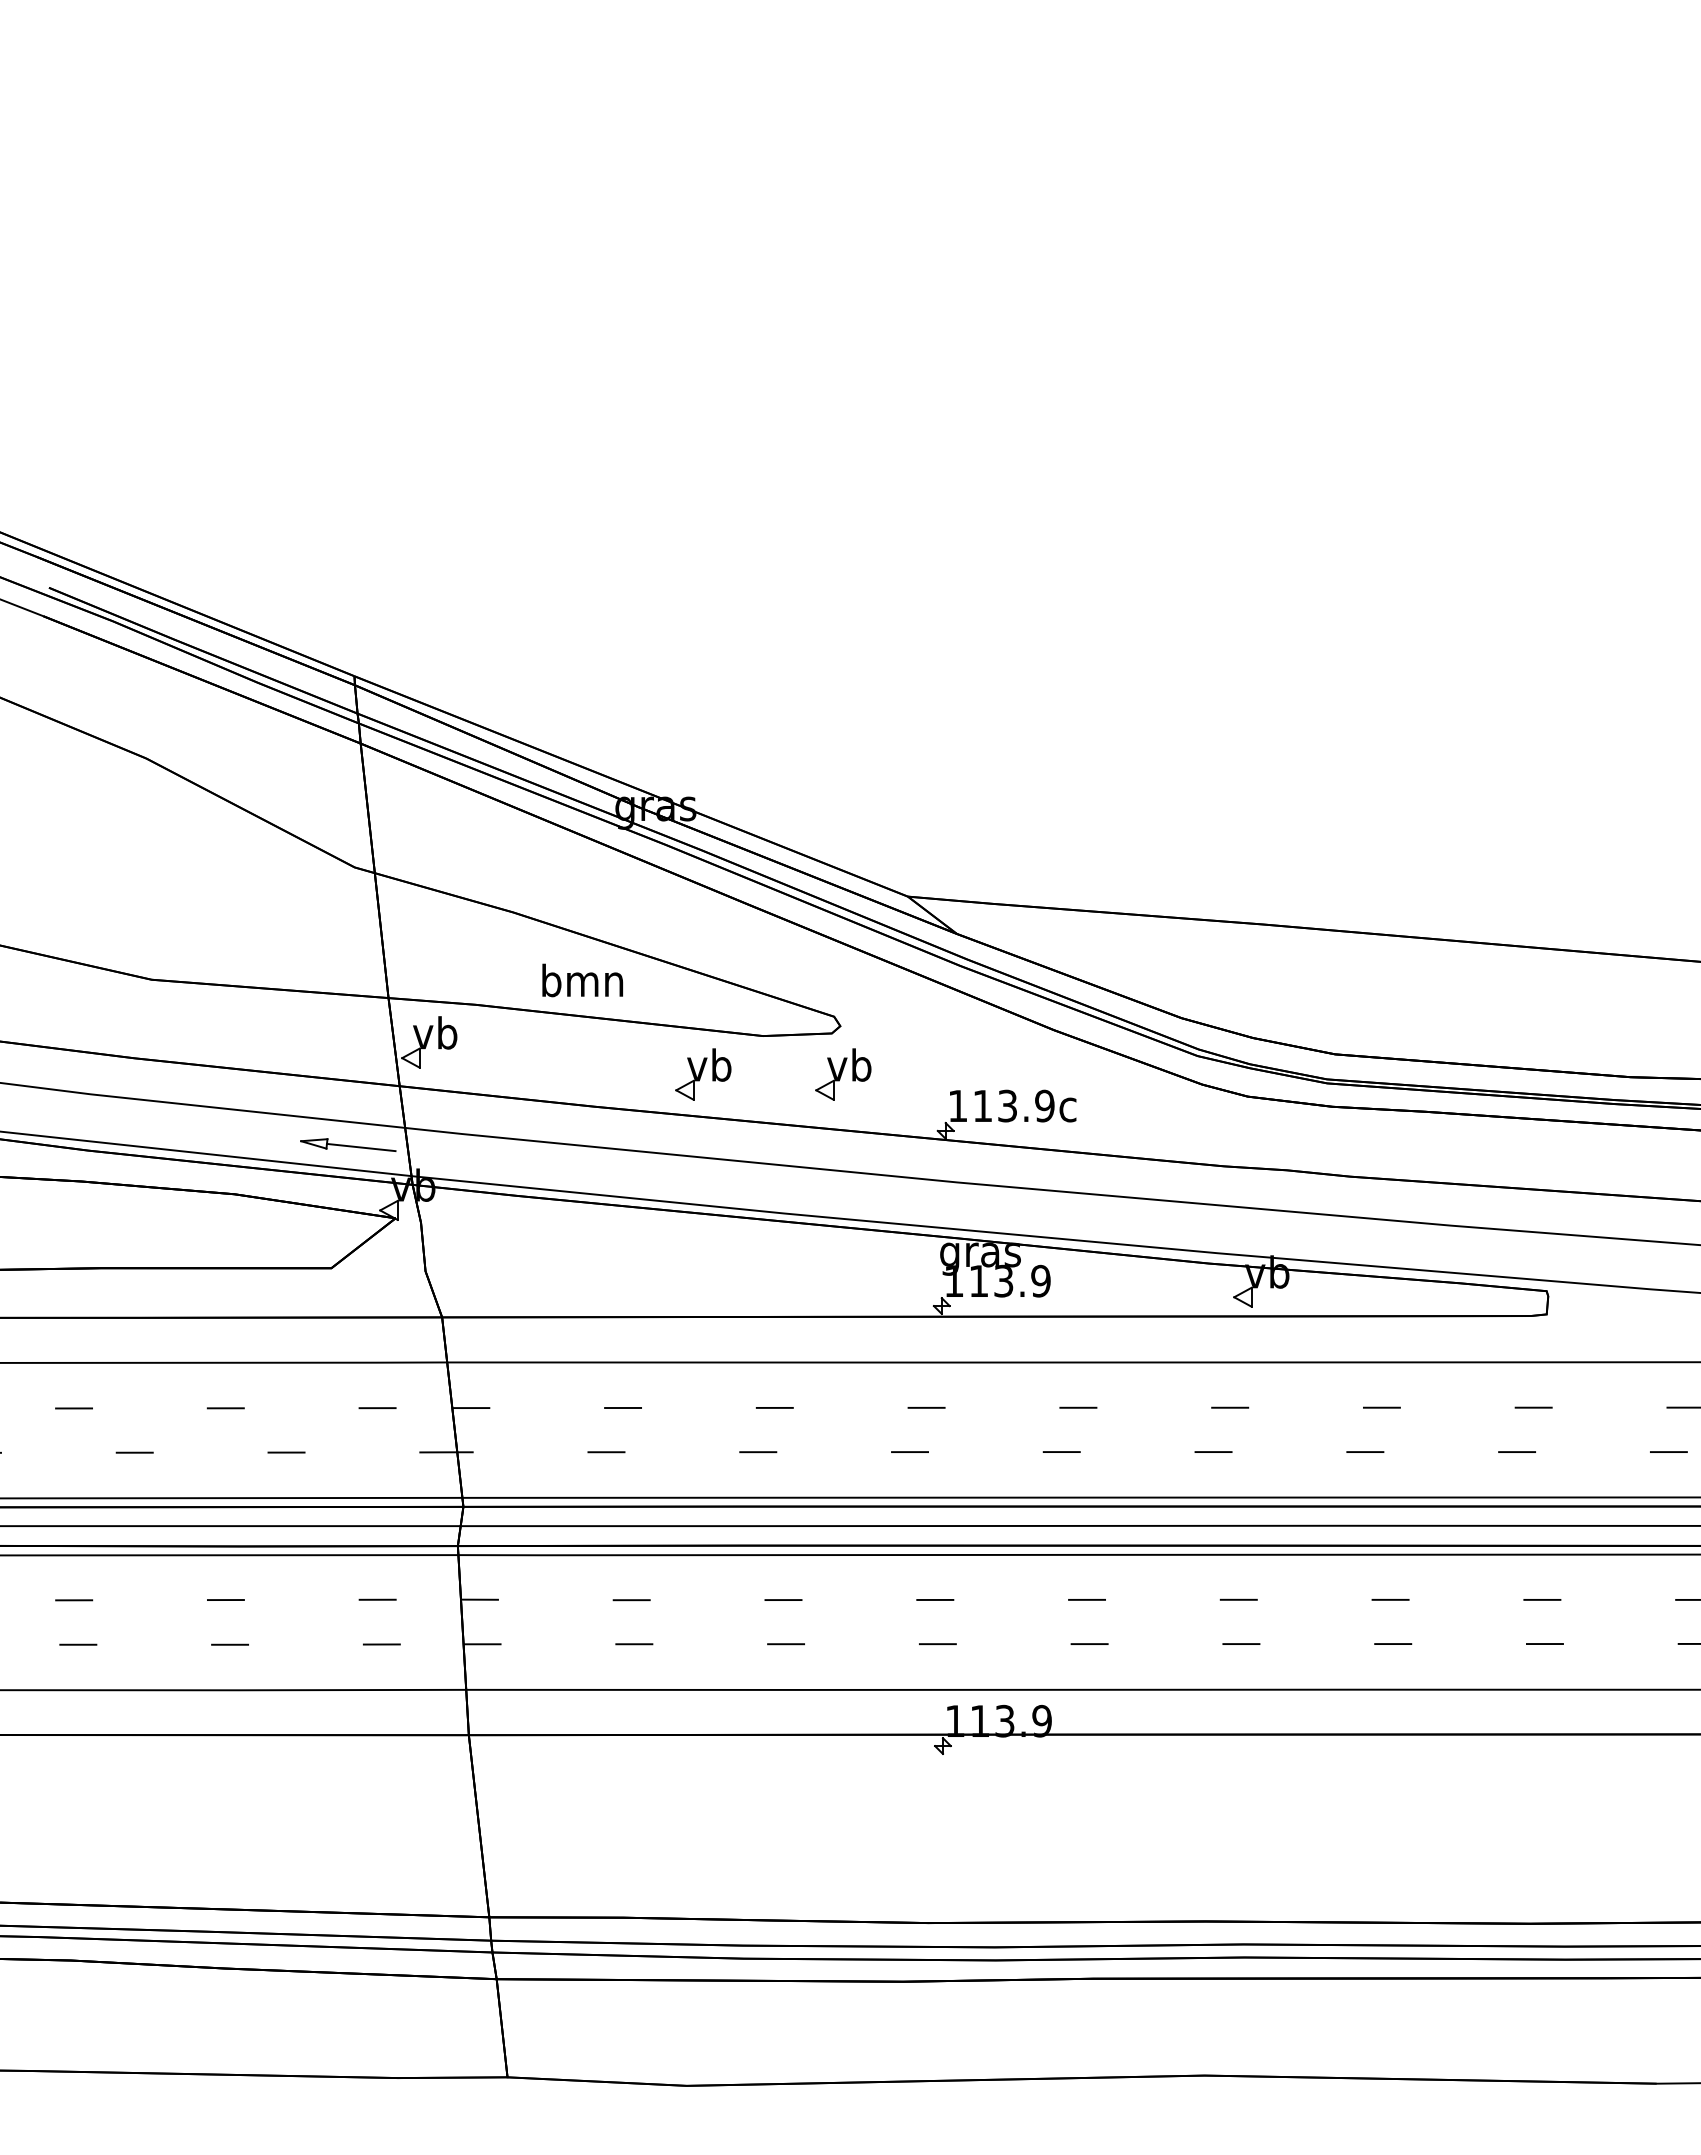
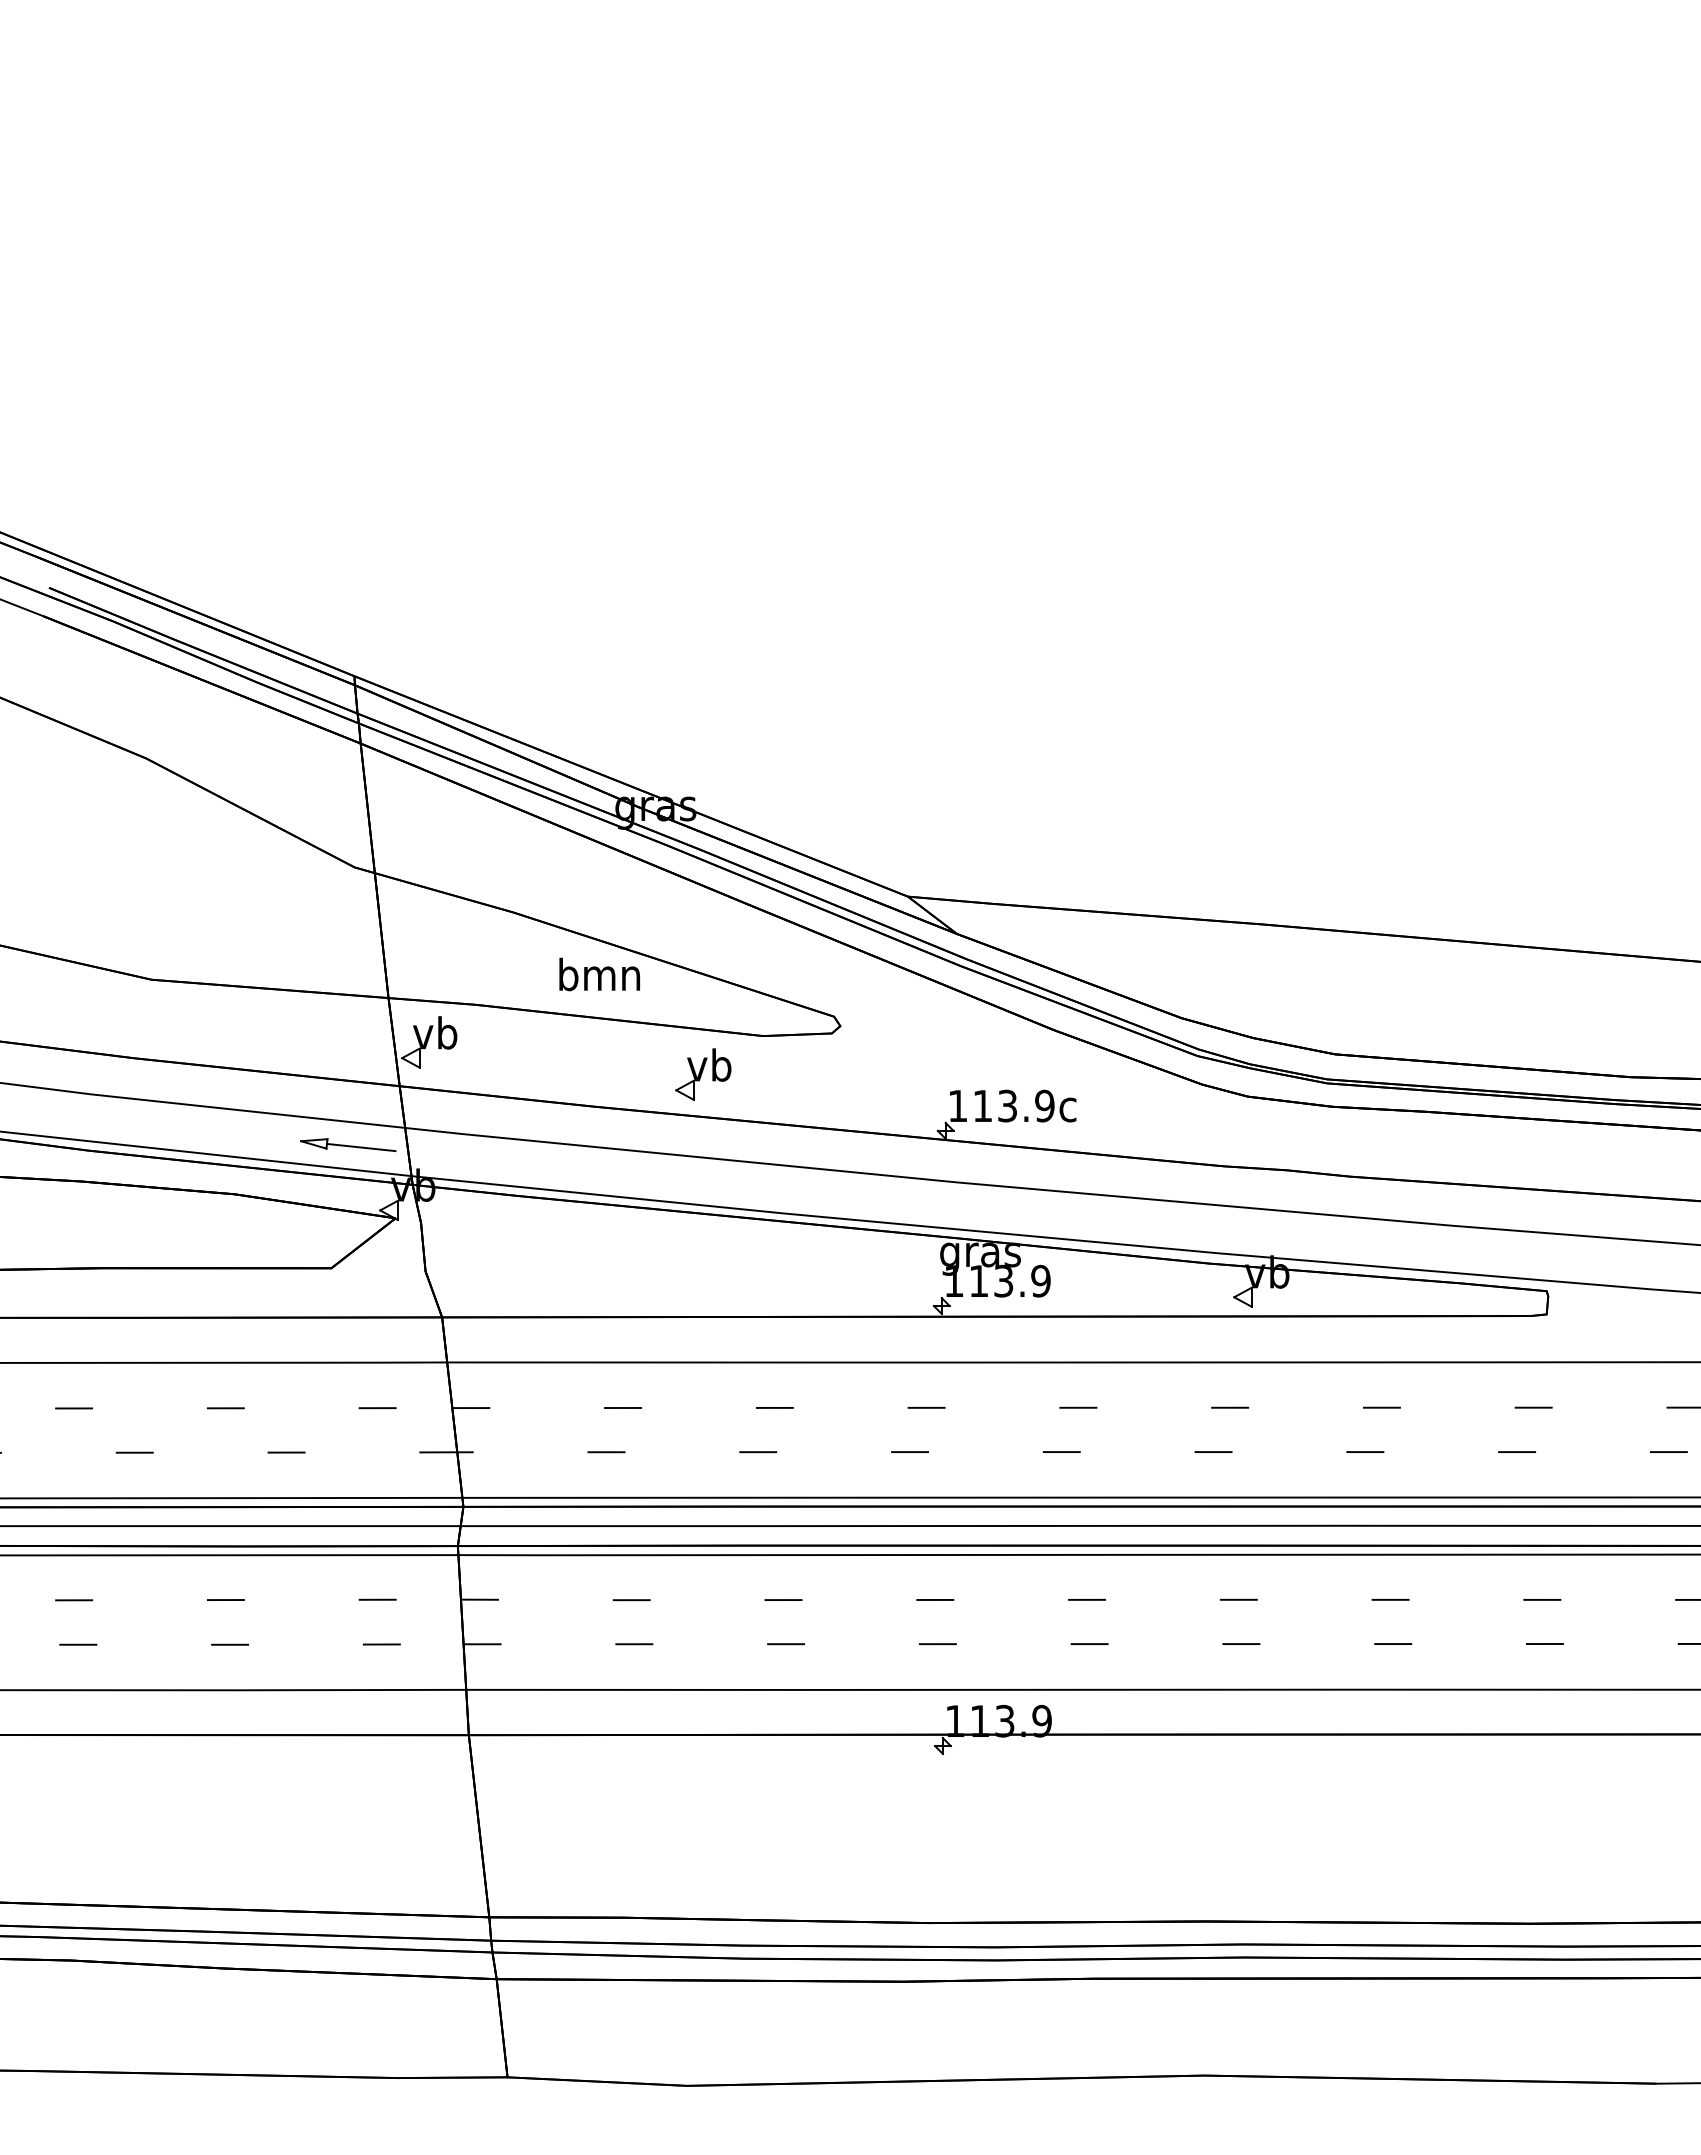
text position: (582, 980) -> (599, 974) (599, 974)
part: present -> none (843, 1074)
